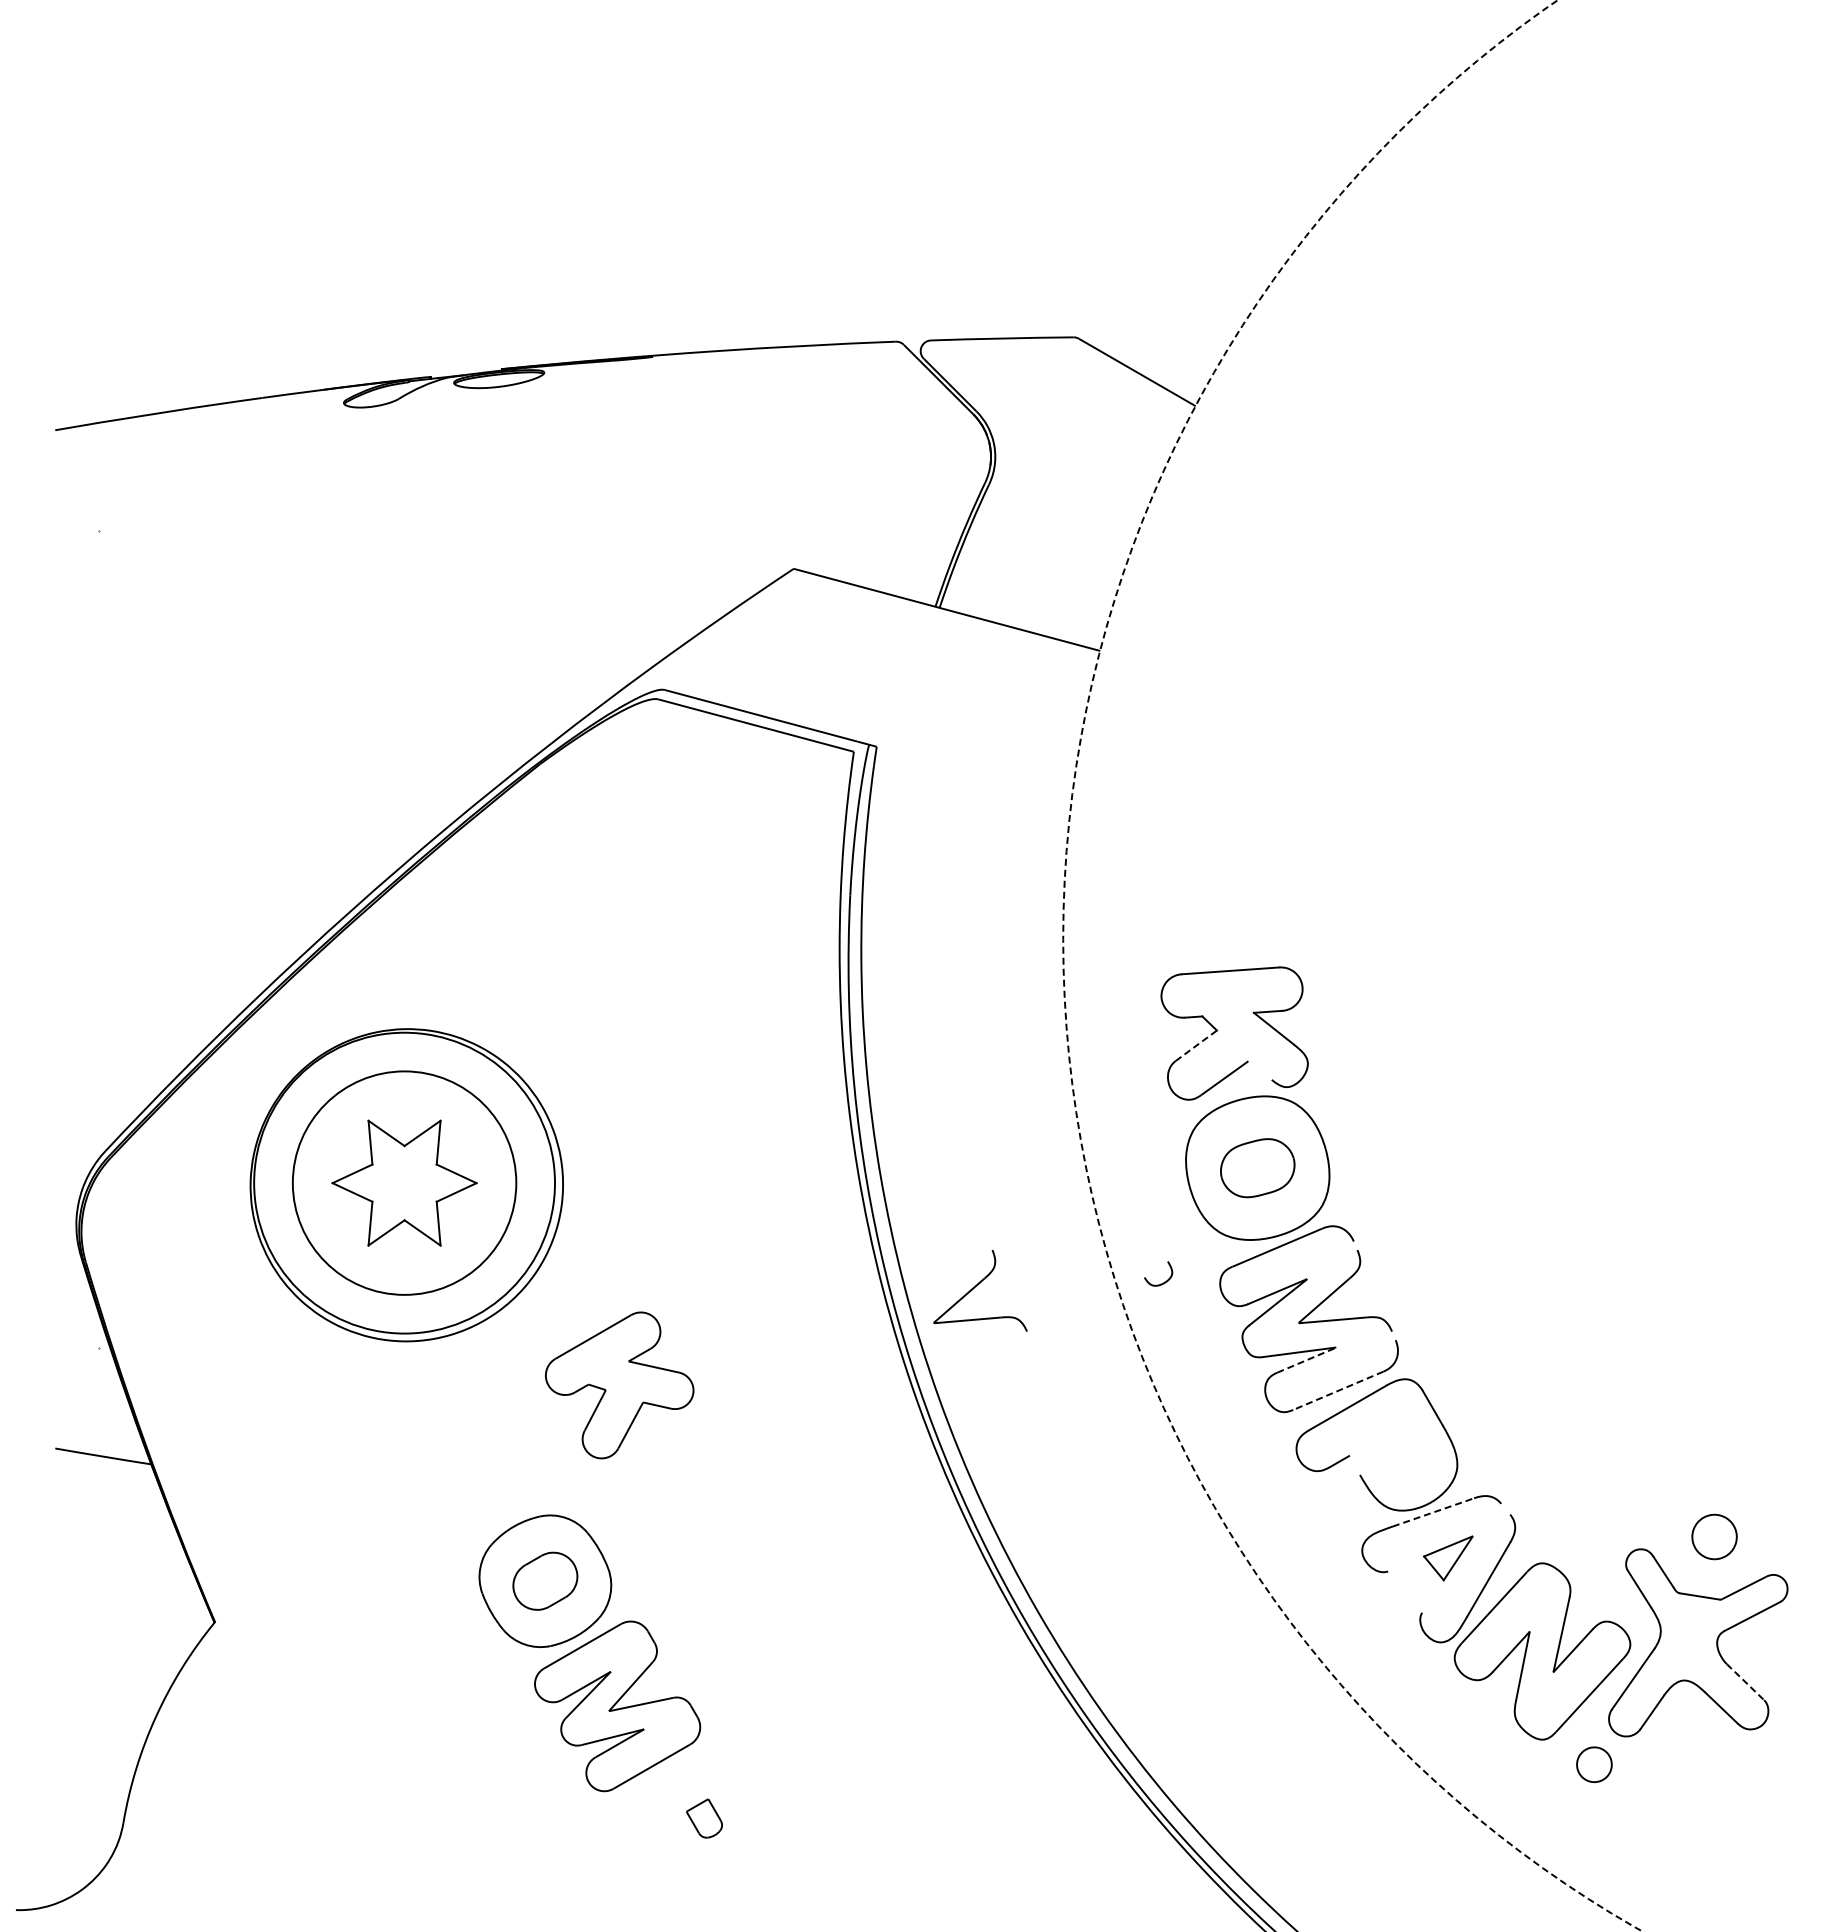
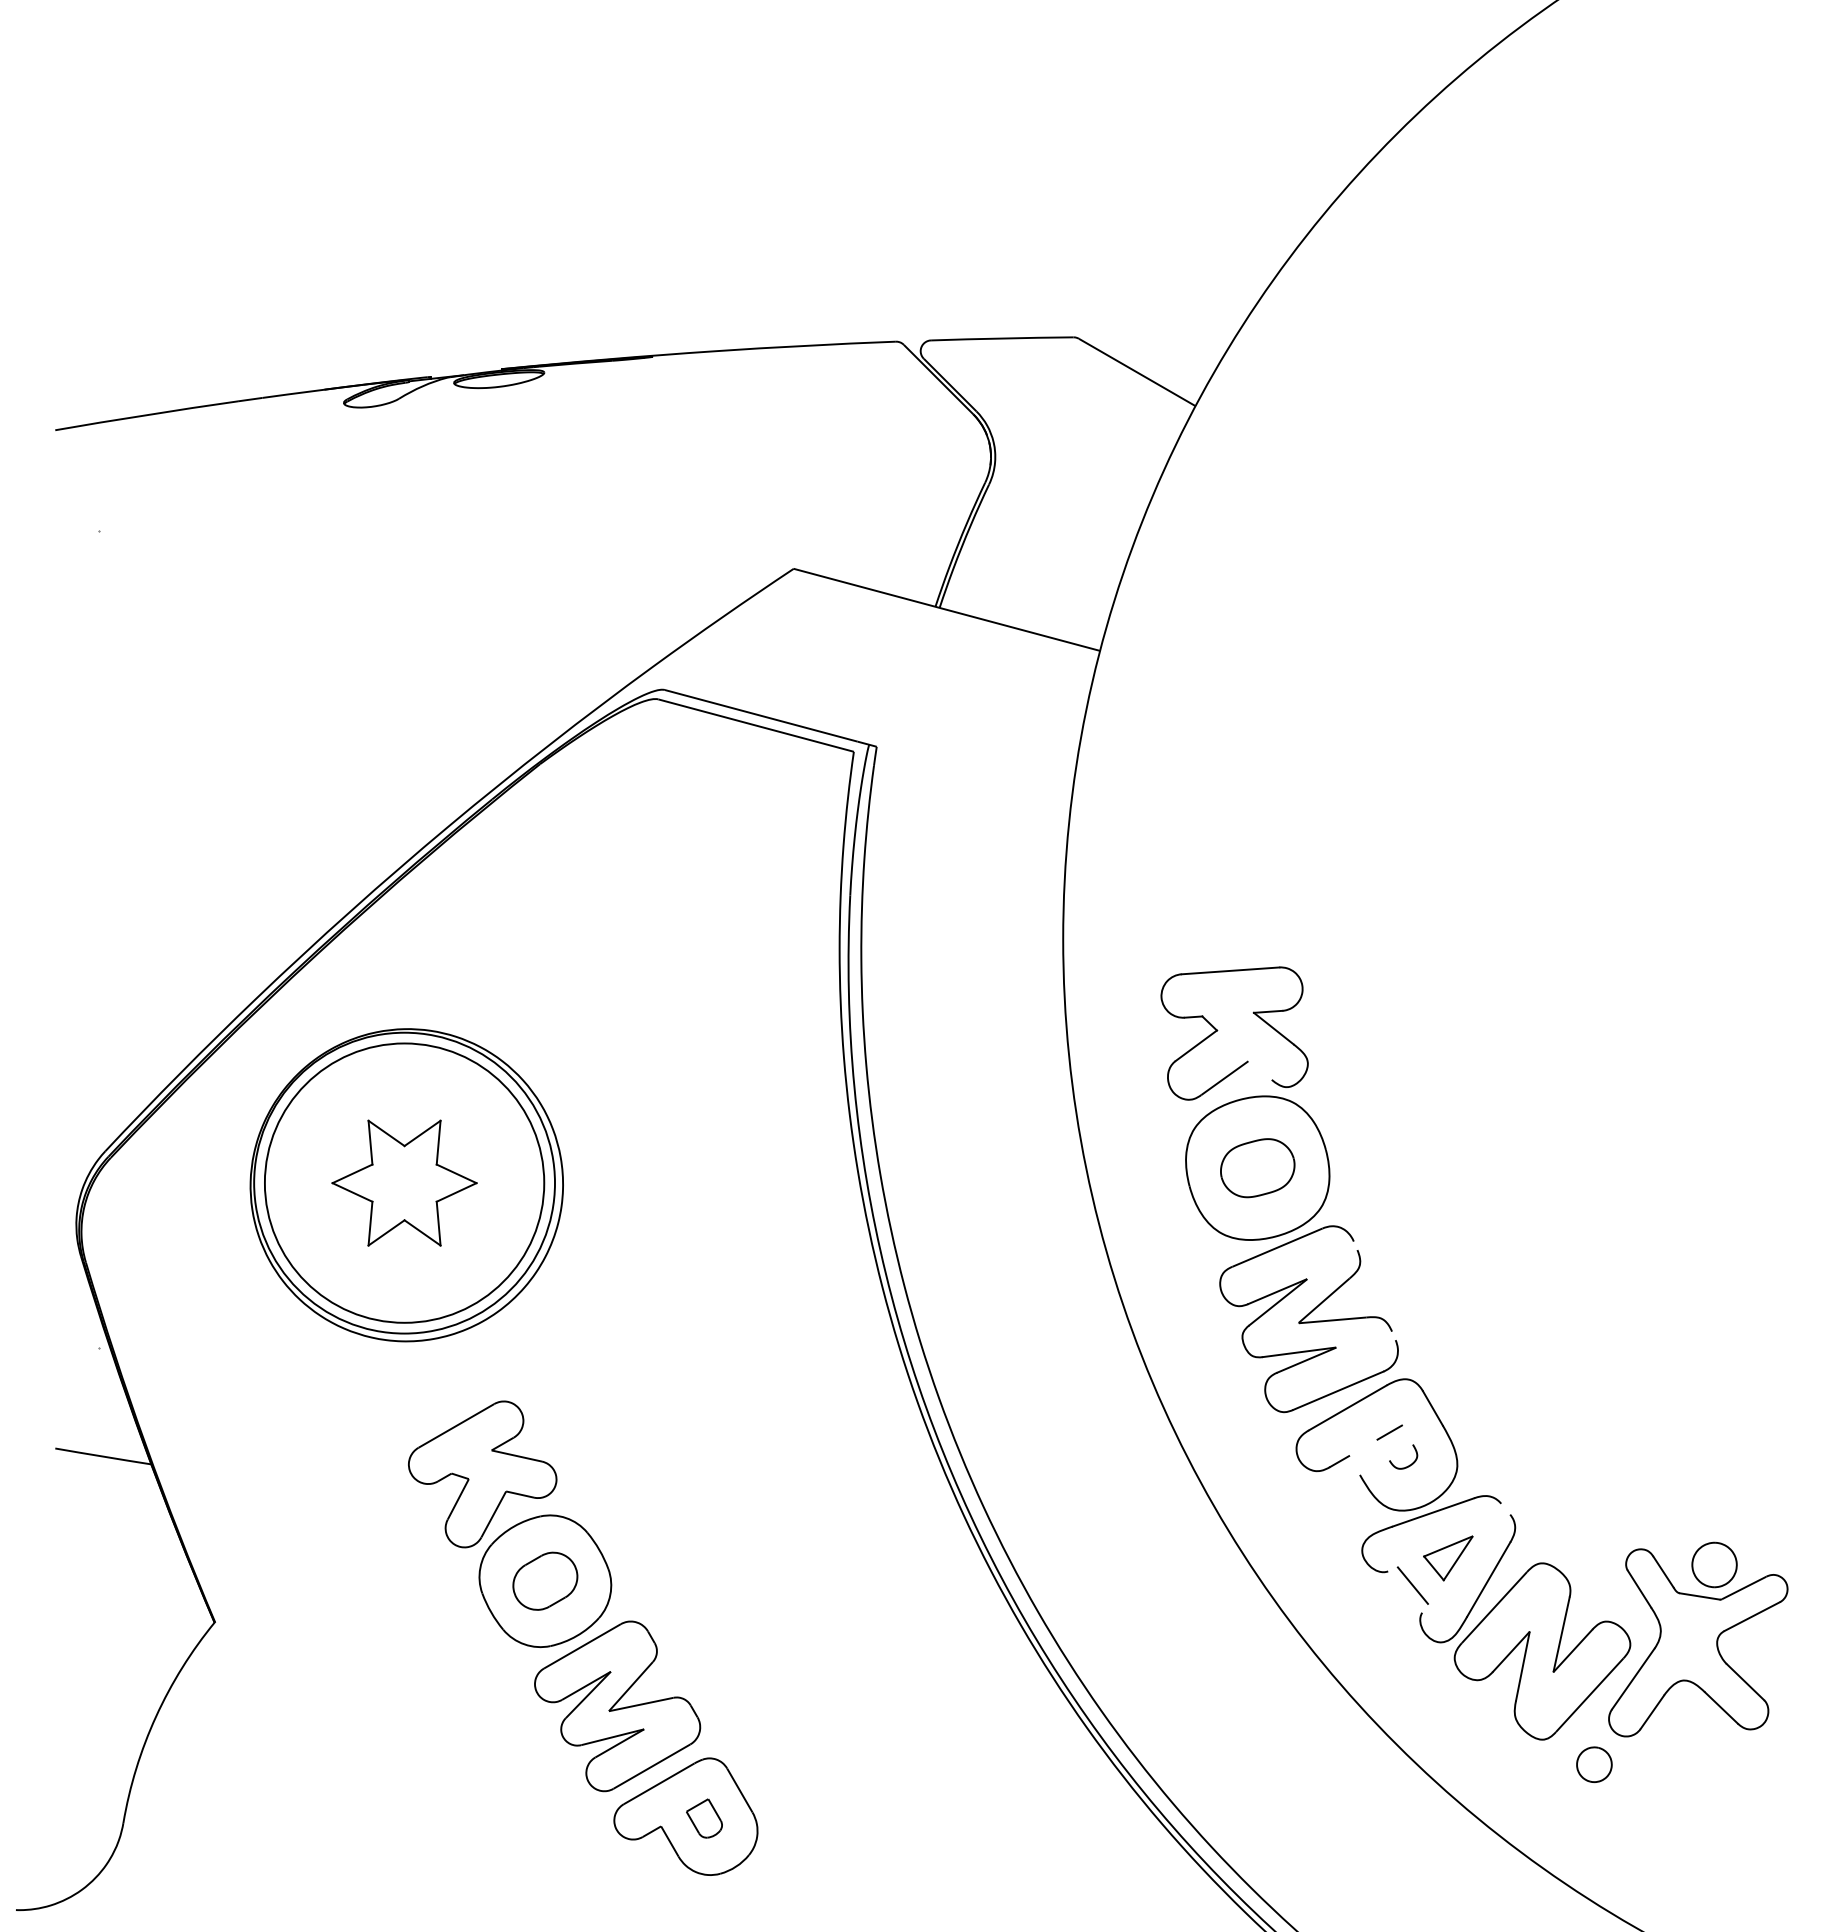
circle: dashed -> solid (1352, 965)
line: dashed -> solid (1196, 1045)
circle diameter: 223 px -> 279 px (404, 1182)
curve position: (1164, 1281) -> (1409, 1464) (1409, 1464)
part: present -> none (980, 1290)
line: dashed -> solid (1306, 1360)
part position: (619, 1385) -> (482, 1474) (482, 1474)
line: dashed -> solid (1338, 1390)
line: none -> present (1389, 1432)
line: dashed -> solid (1433, 1512)
part position: (1714, 1536) -> (1714, 1564) (1714, 1564)
line: none -> present (1412, 1585)
line: dashed -> solid (1745, 1682)
part: none -> present (685, 1816)
